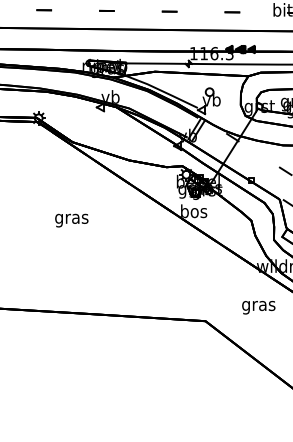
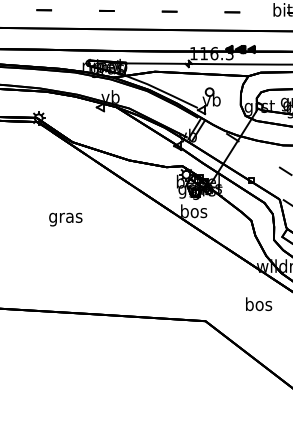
text position: (71, 220) -> (65, 219) (65, 219)
text: gras -> bos (258, 305)
